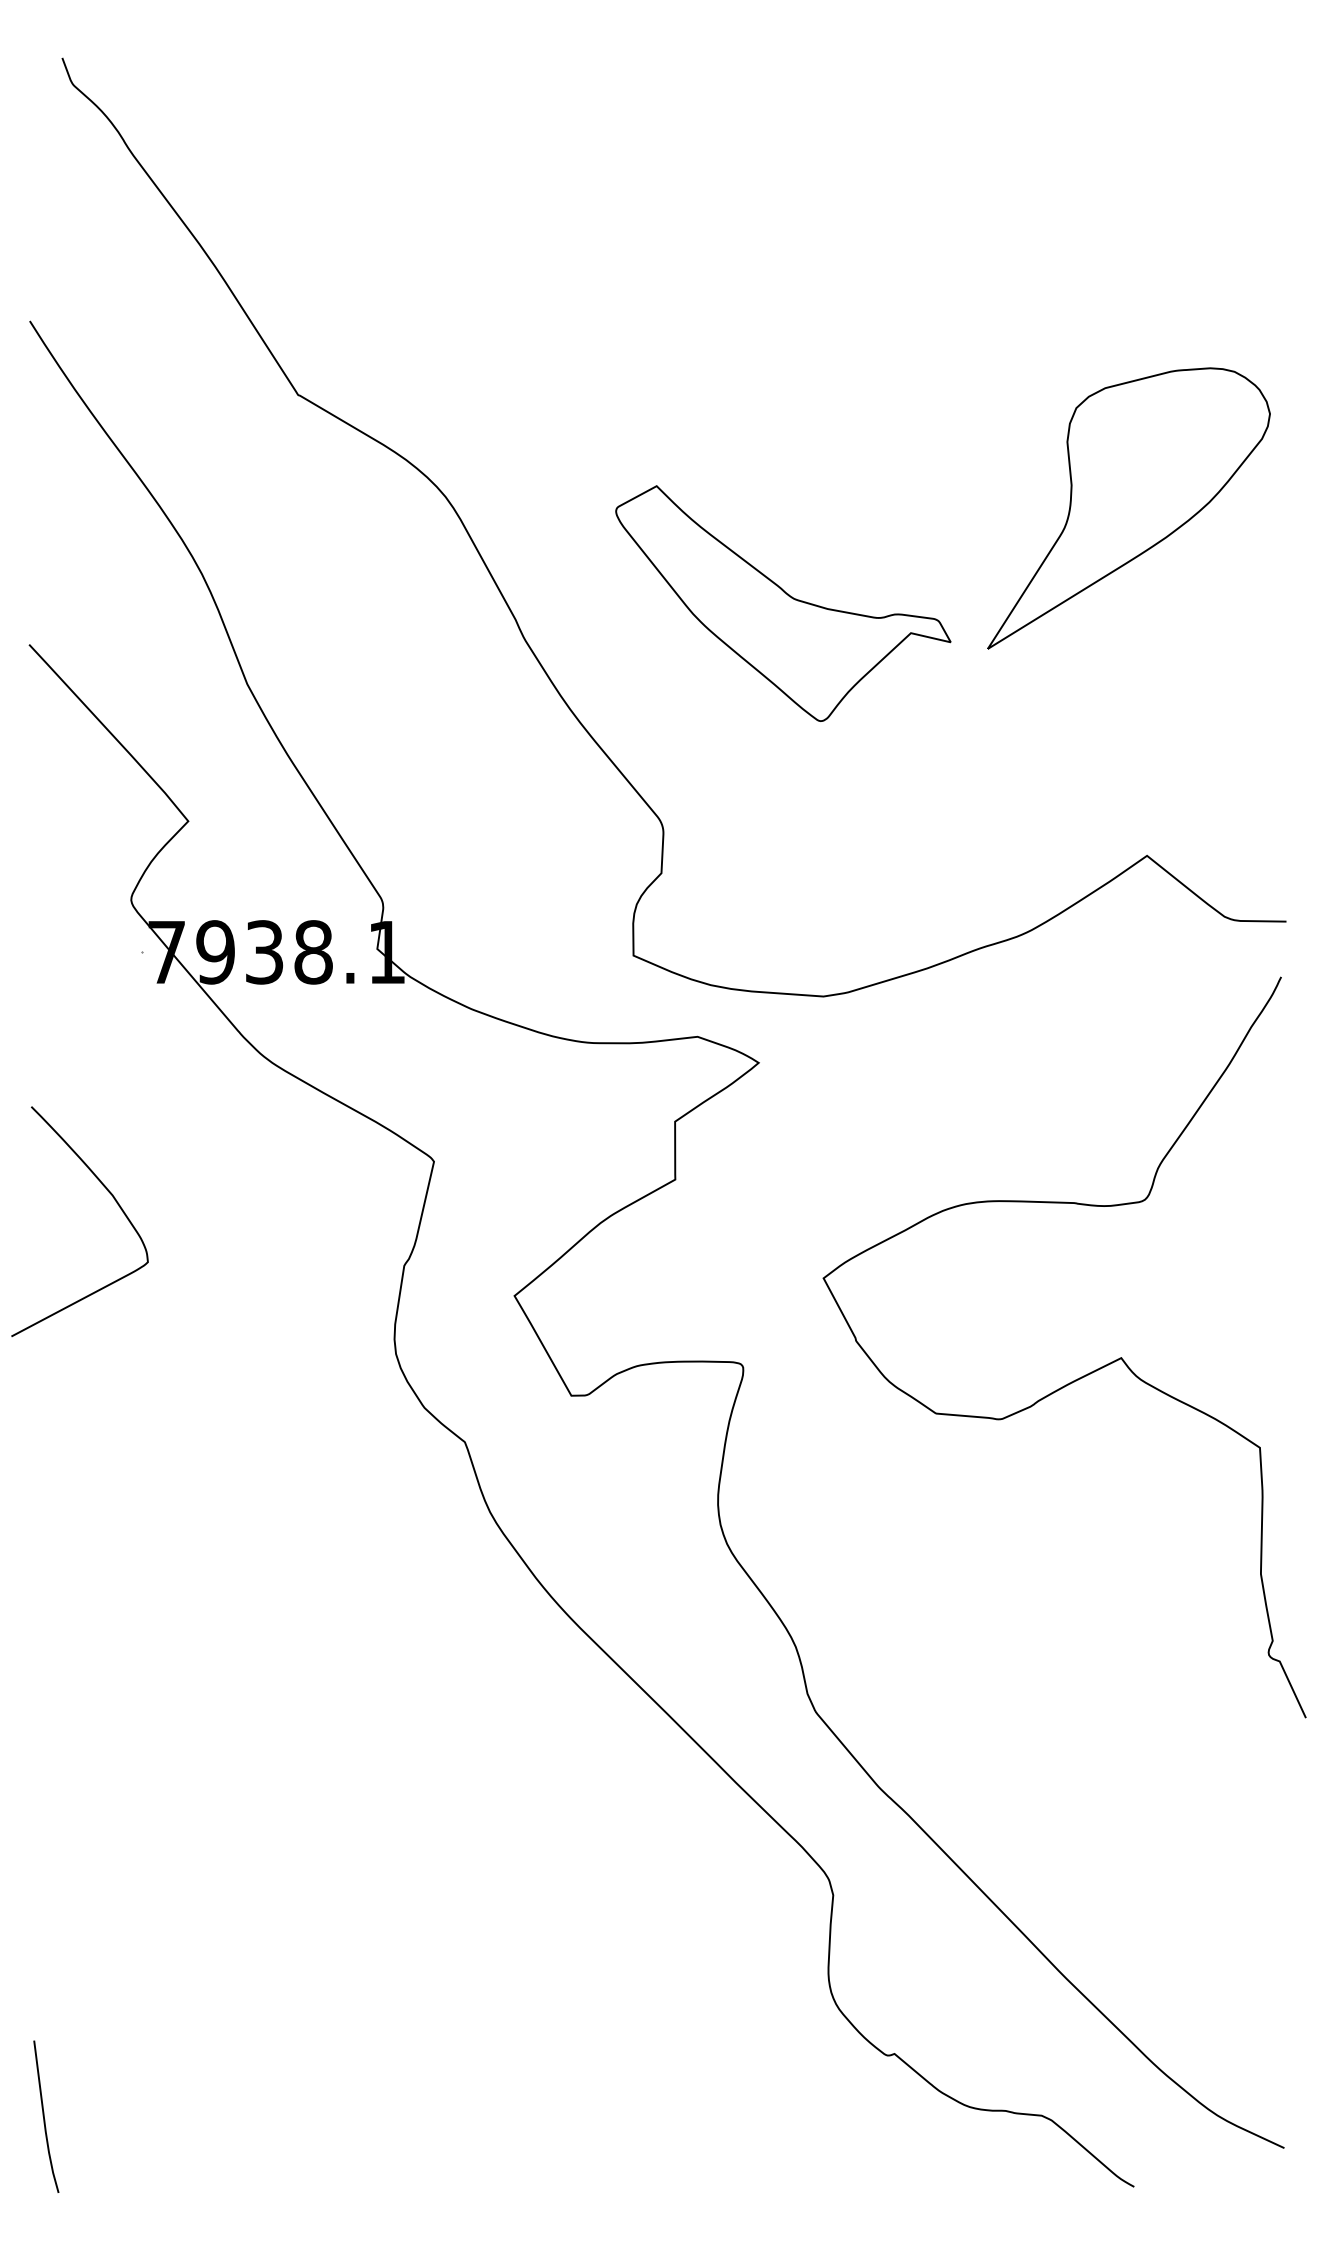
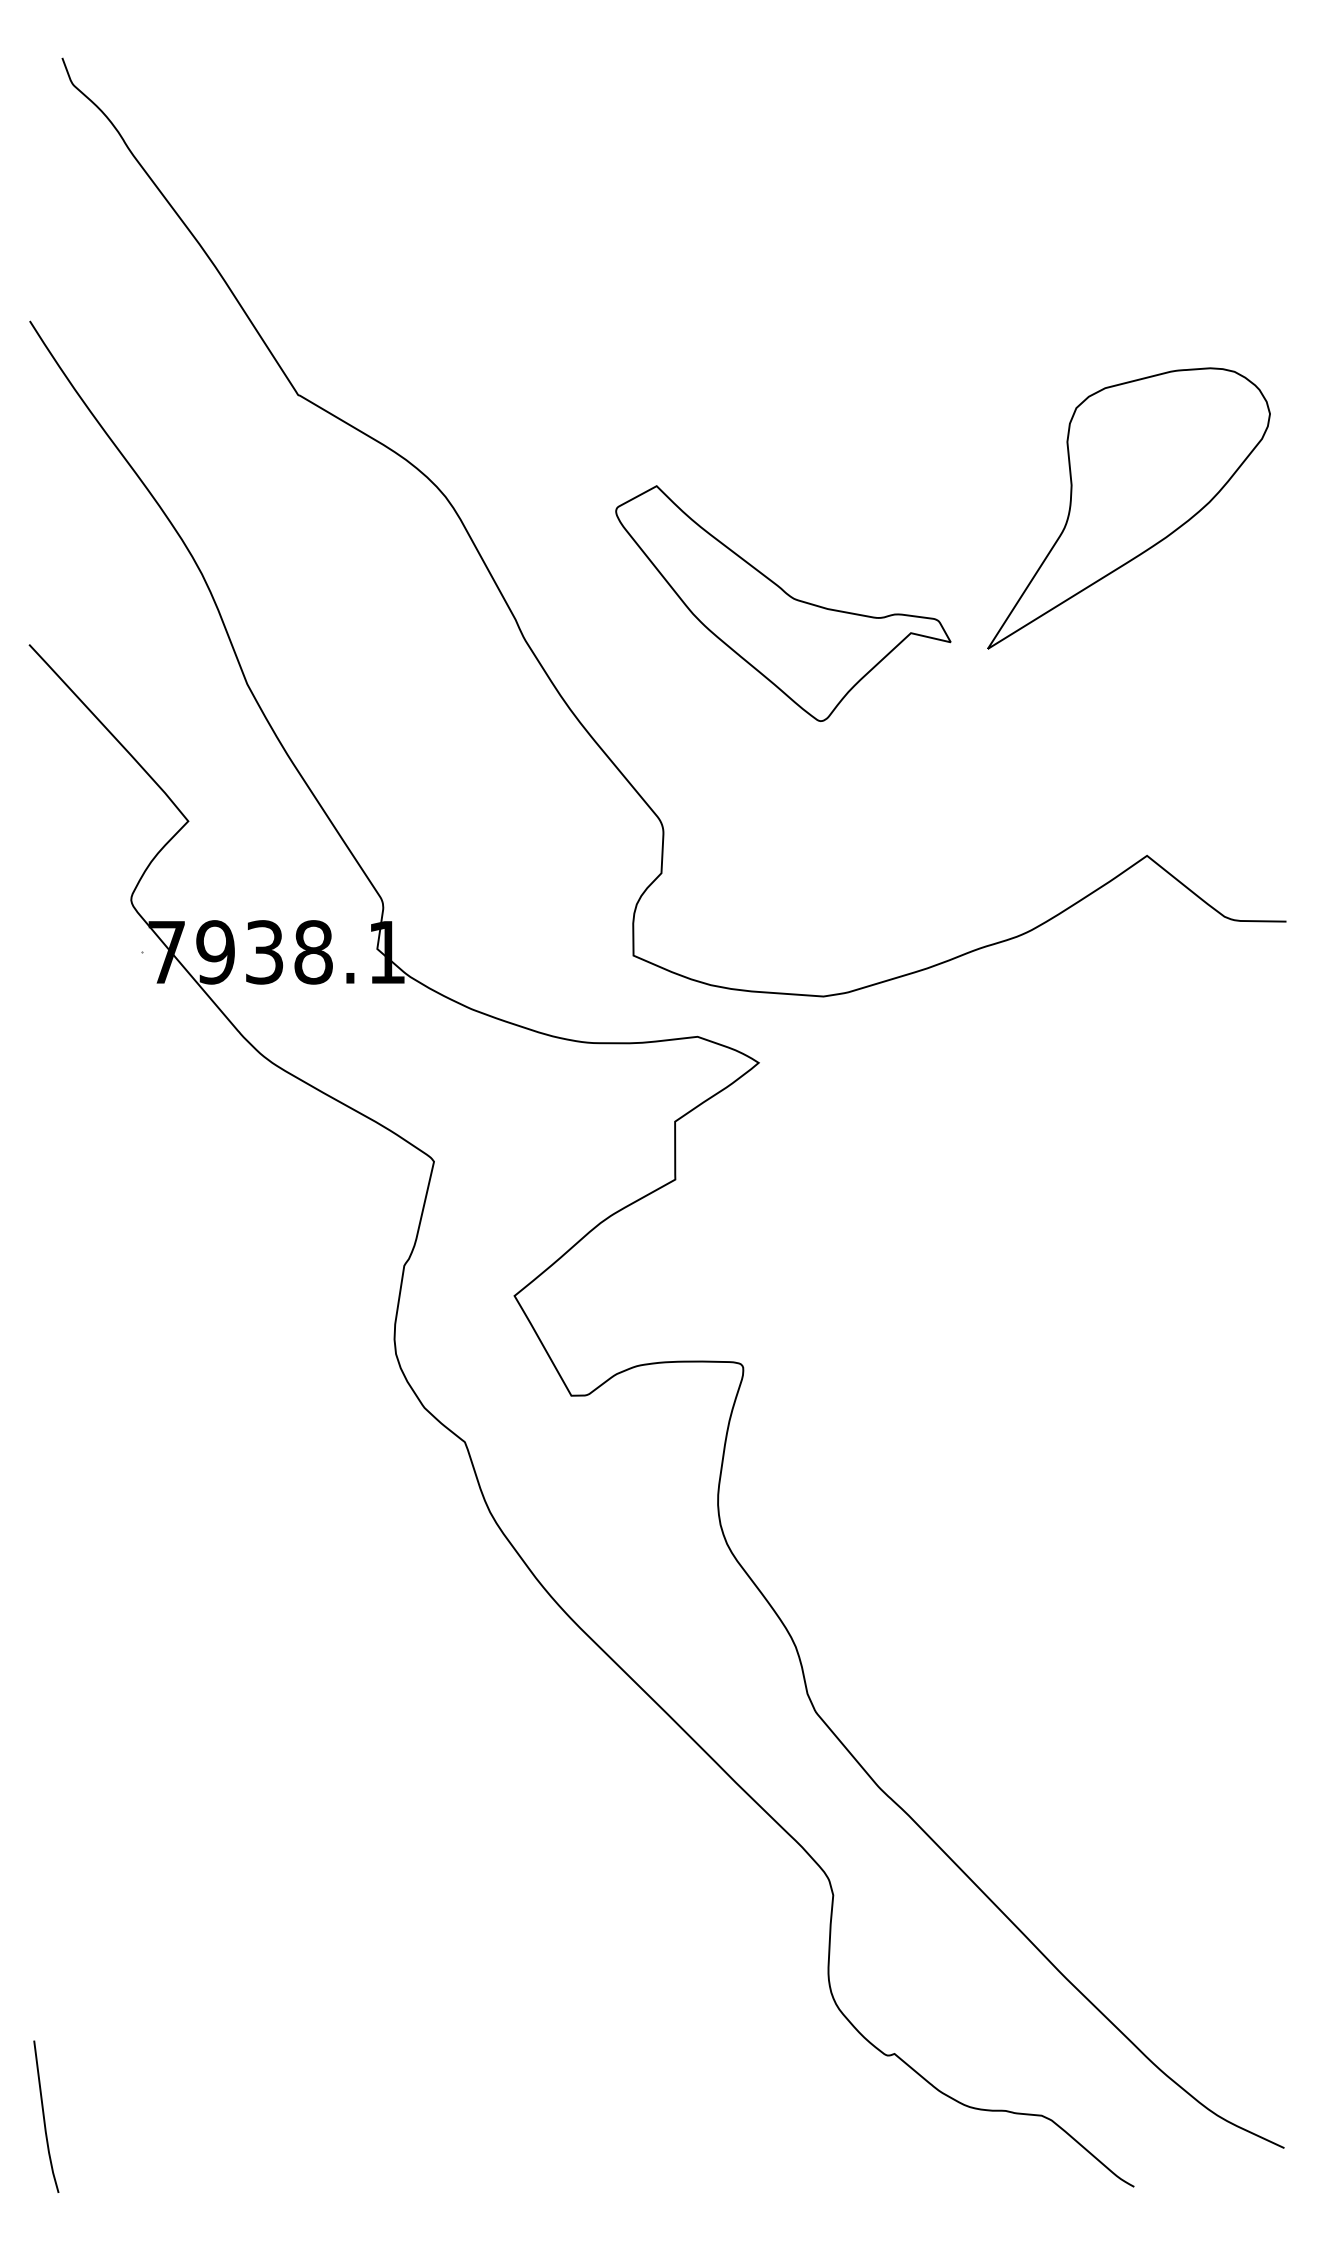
curve: present -> none (112, 1197)
curve: present -> none (1079, 1377)
